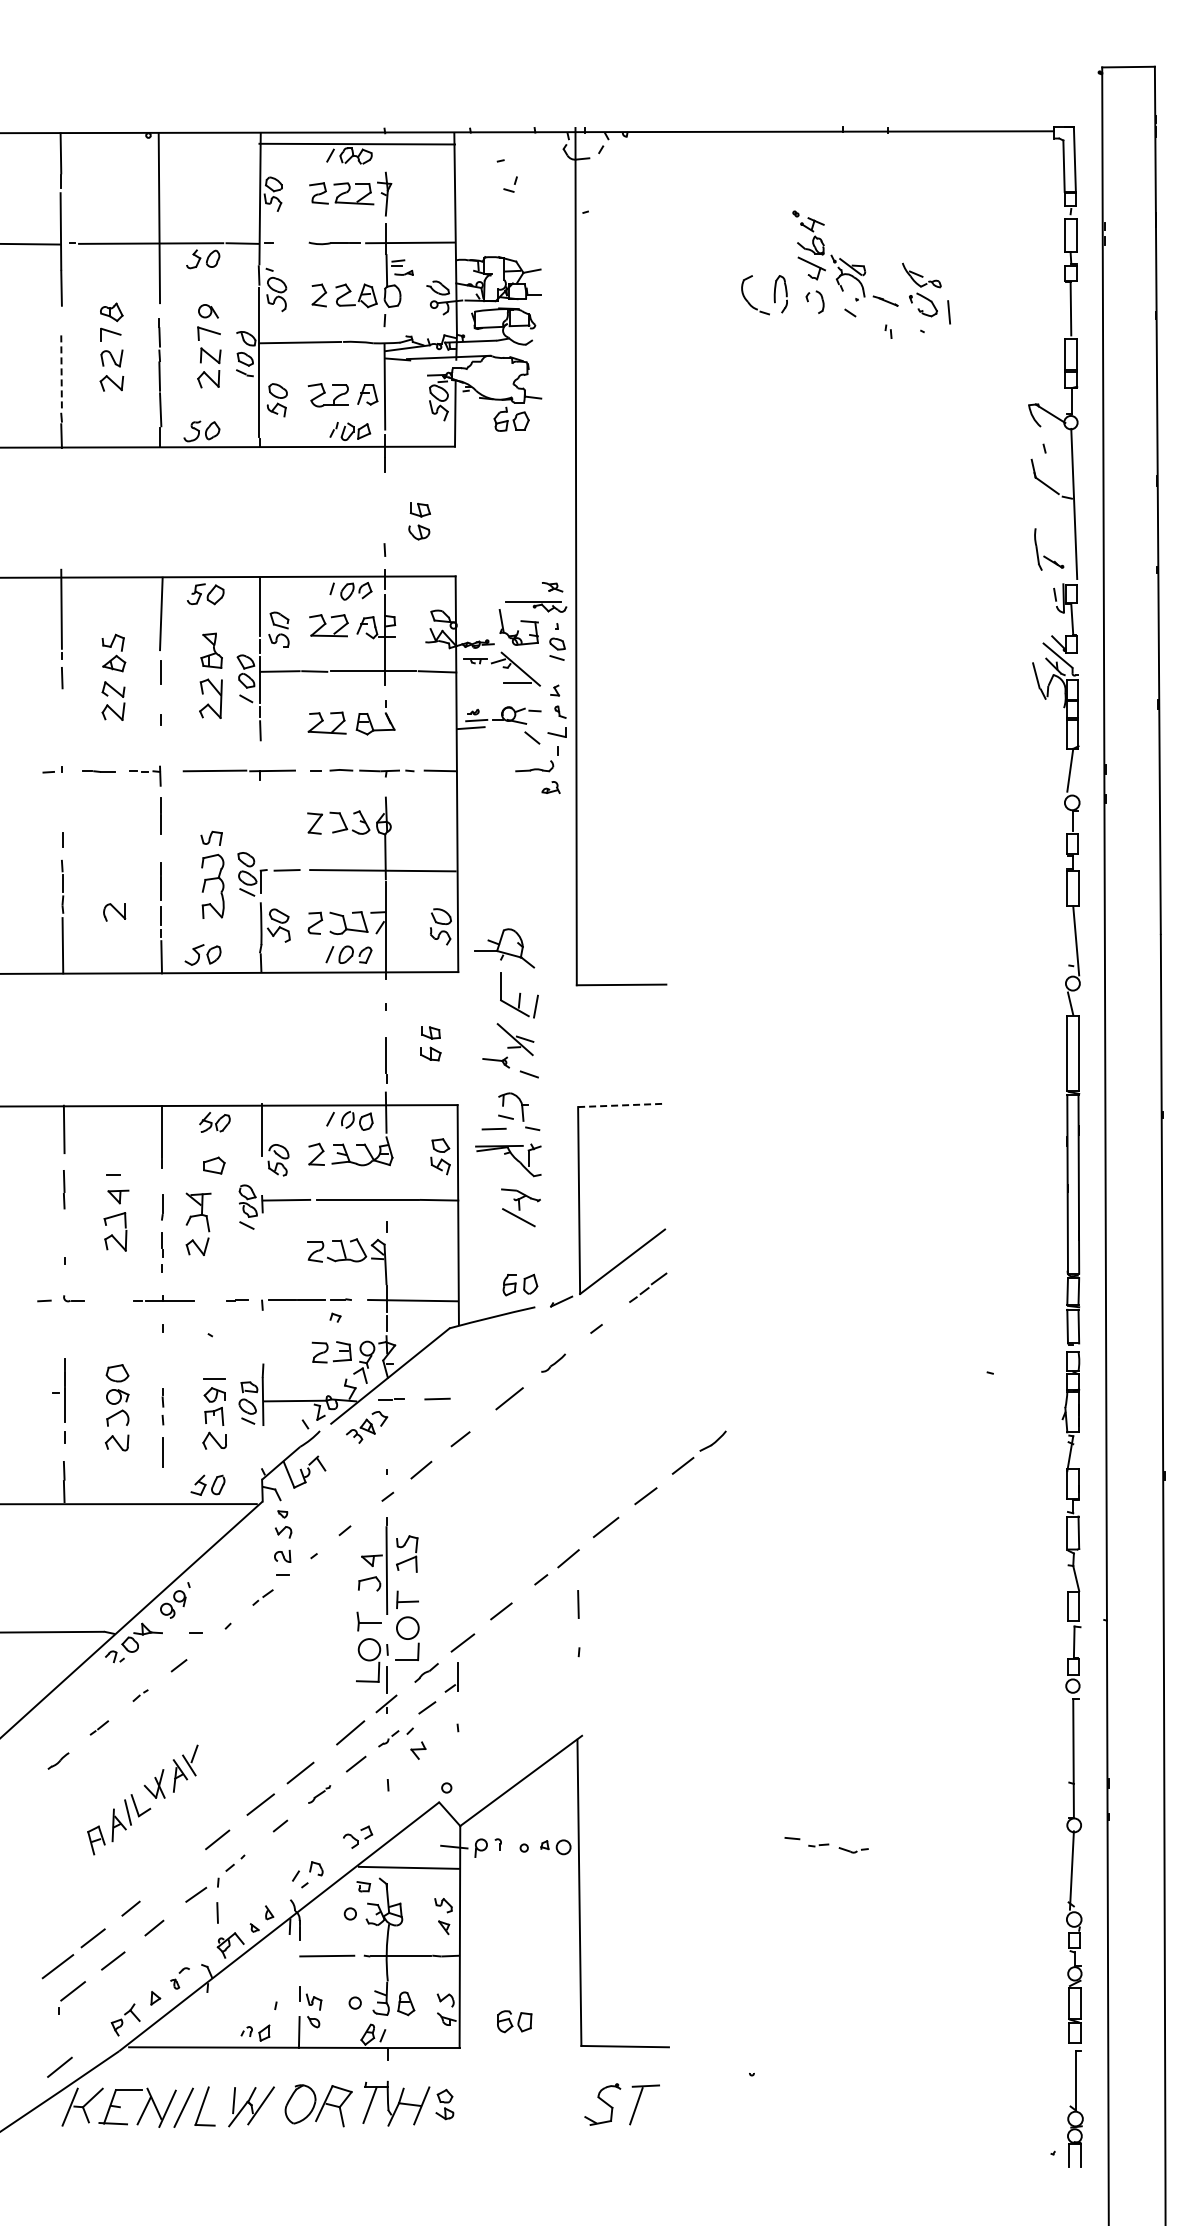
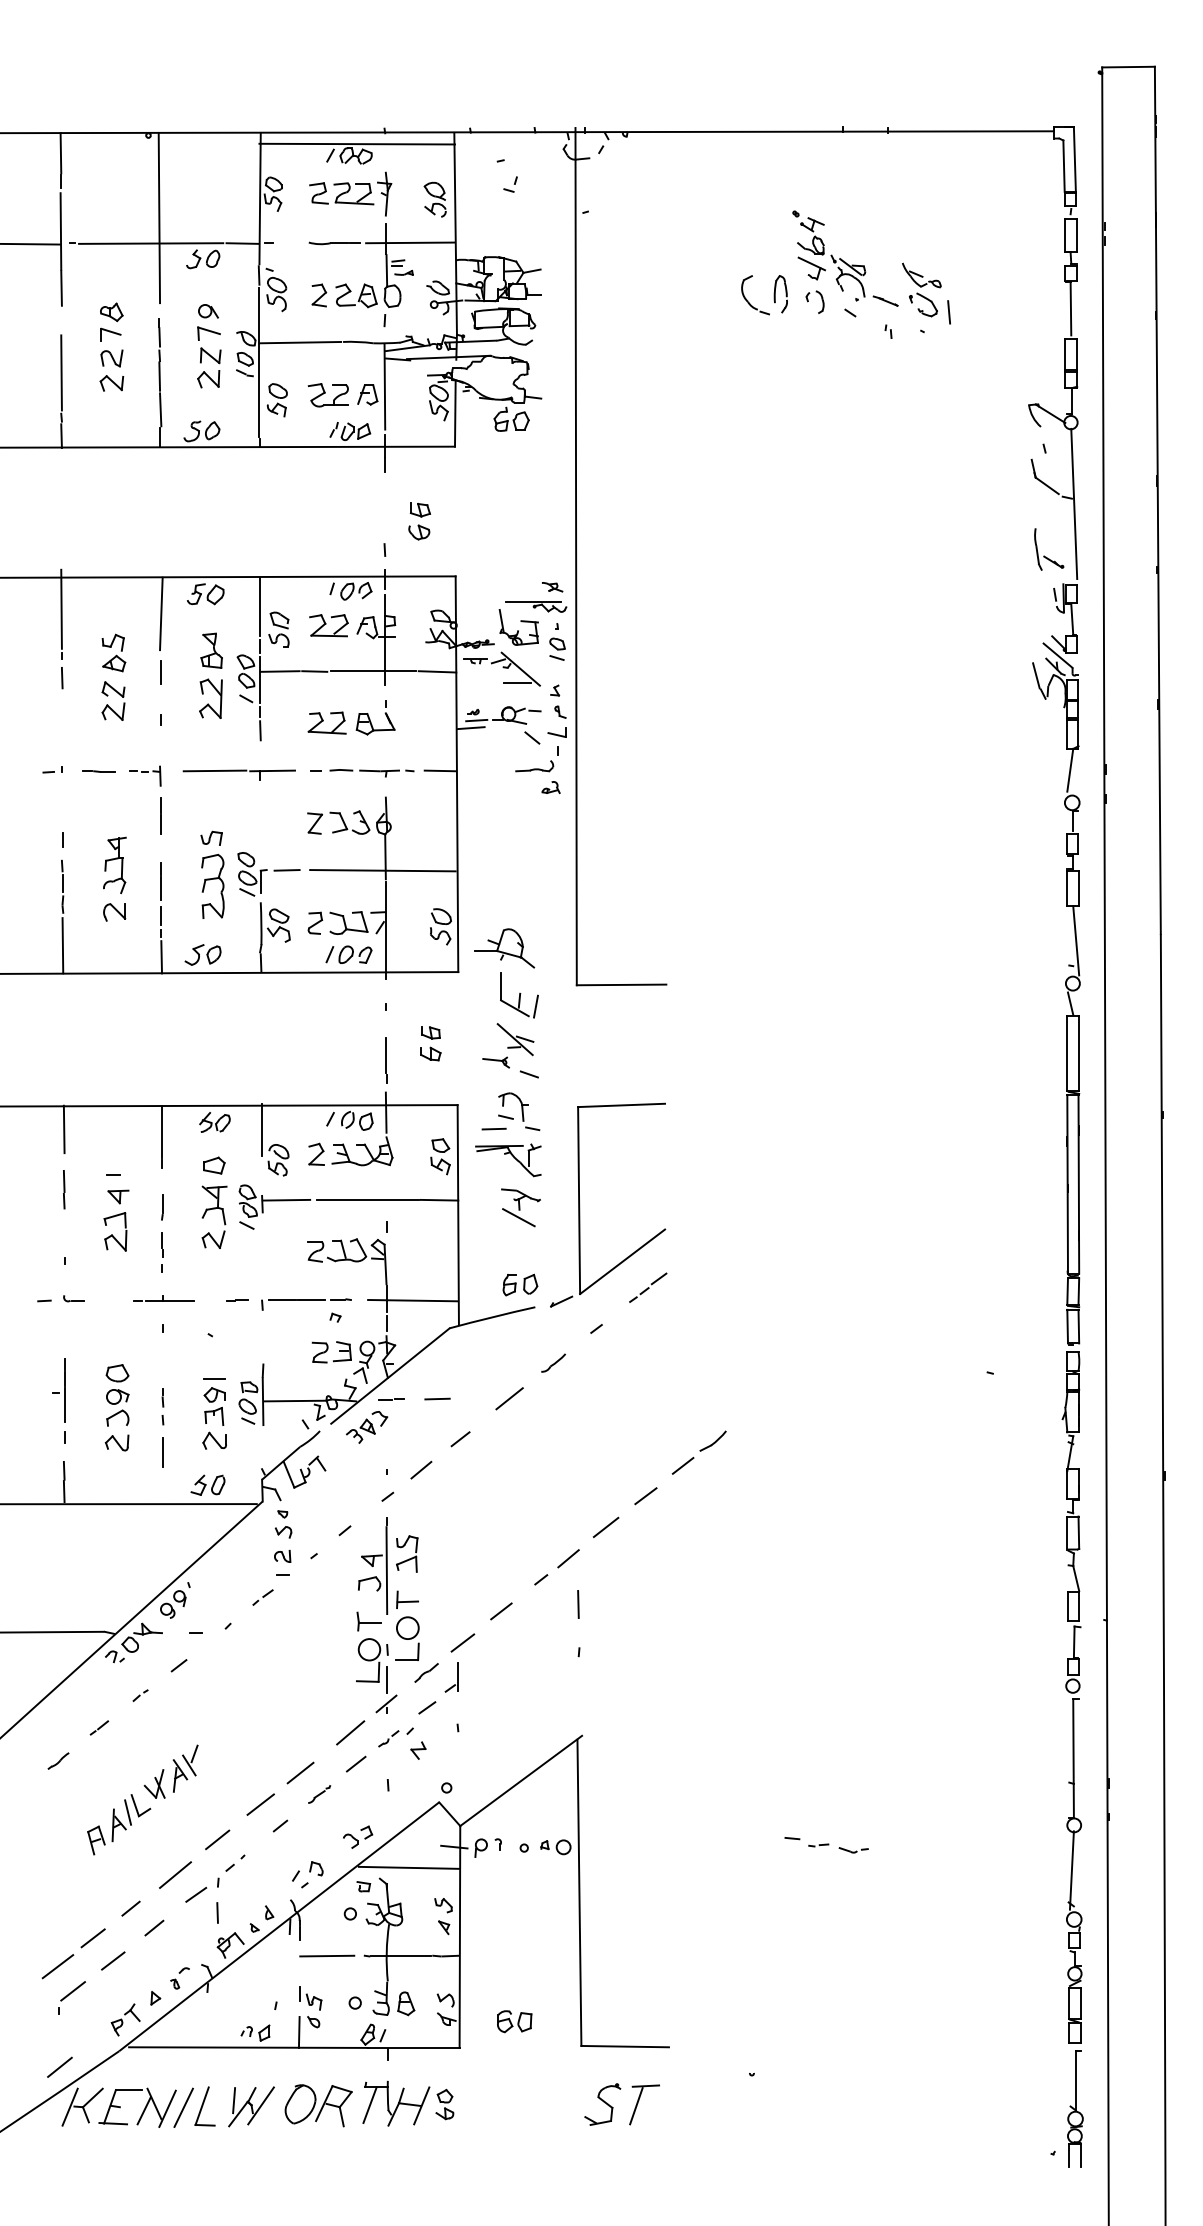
part: none -> present (434, 199)
line: dashed -> solid (61, 372)
part: none -> present (114, 865)
line: dashed -> solid (622, 1105)
part position: (198, 1216) -> (214, 1209) (214, 1209)
line: none -> present (175, 1874)
